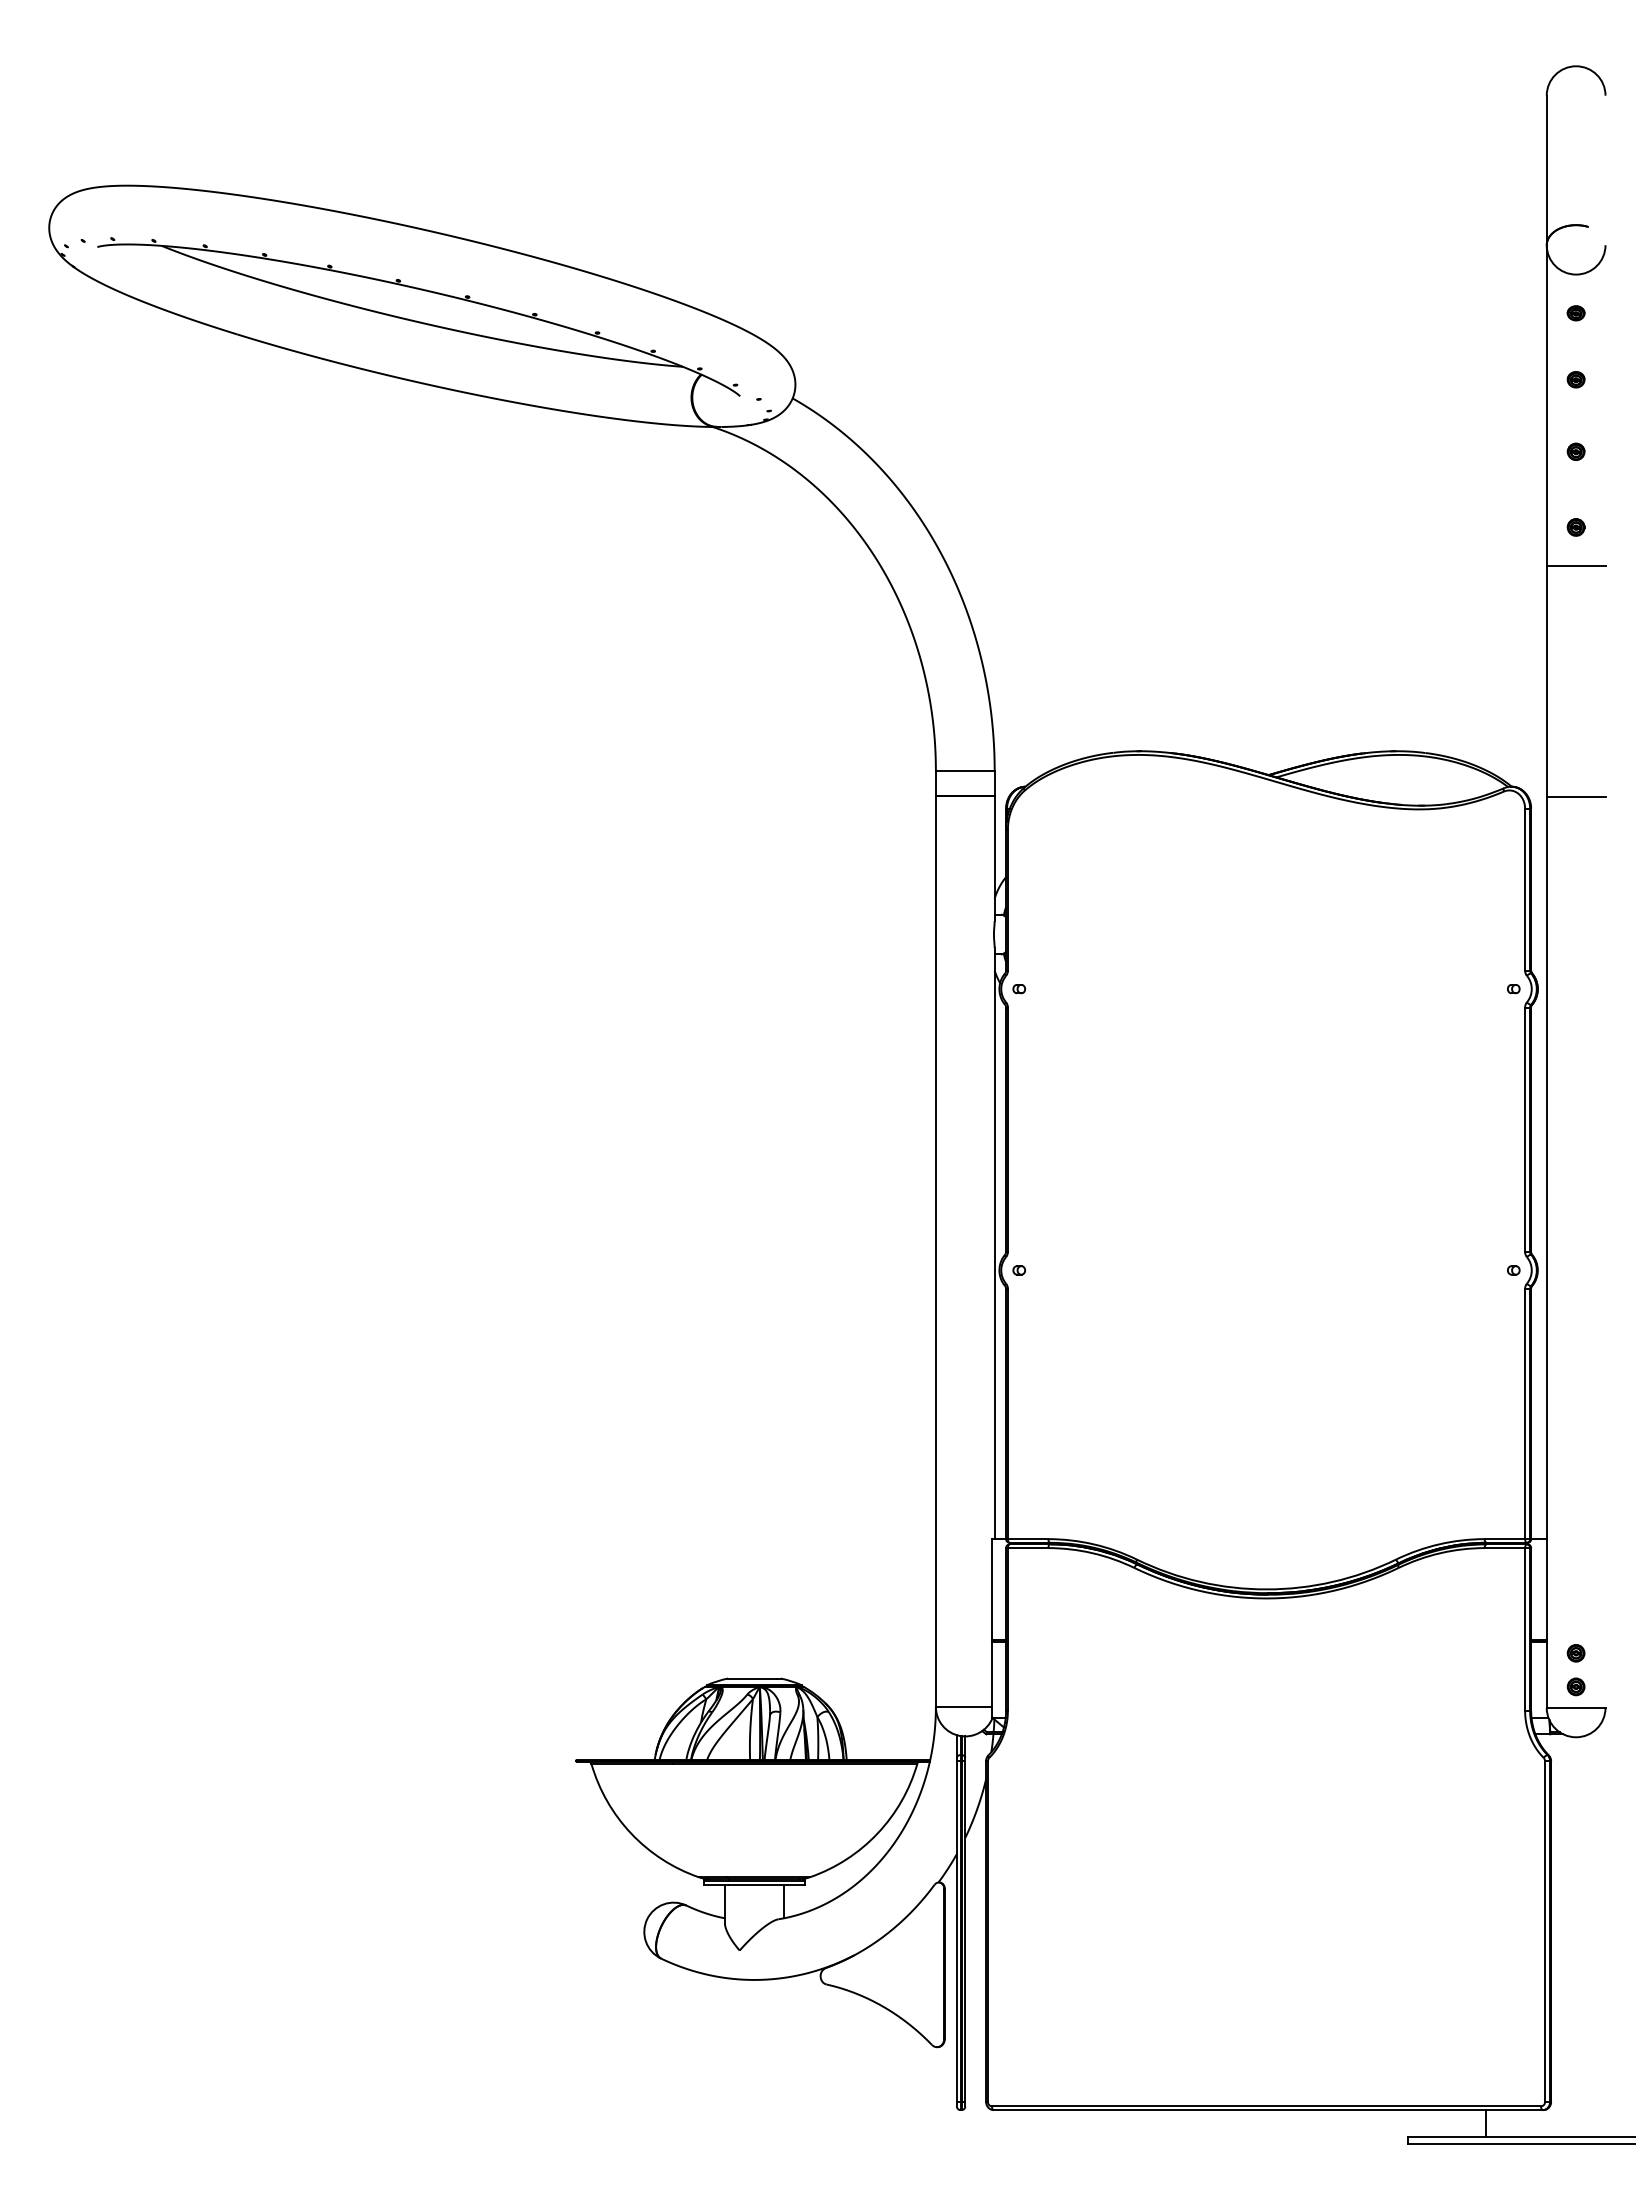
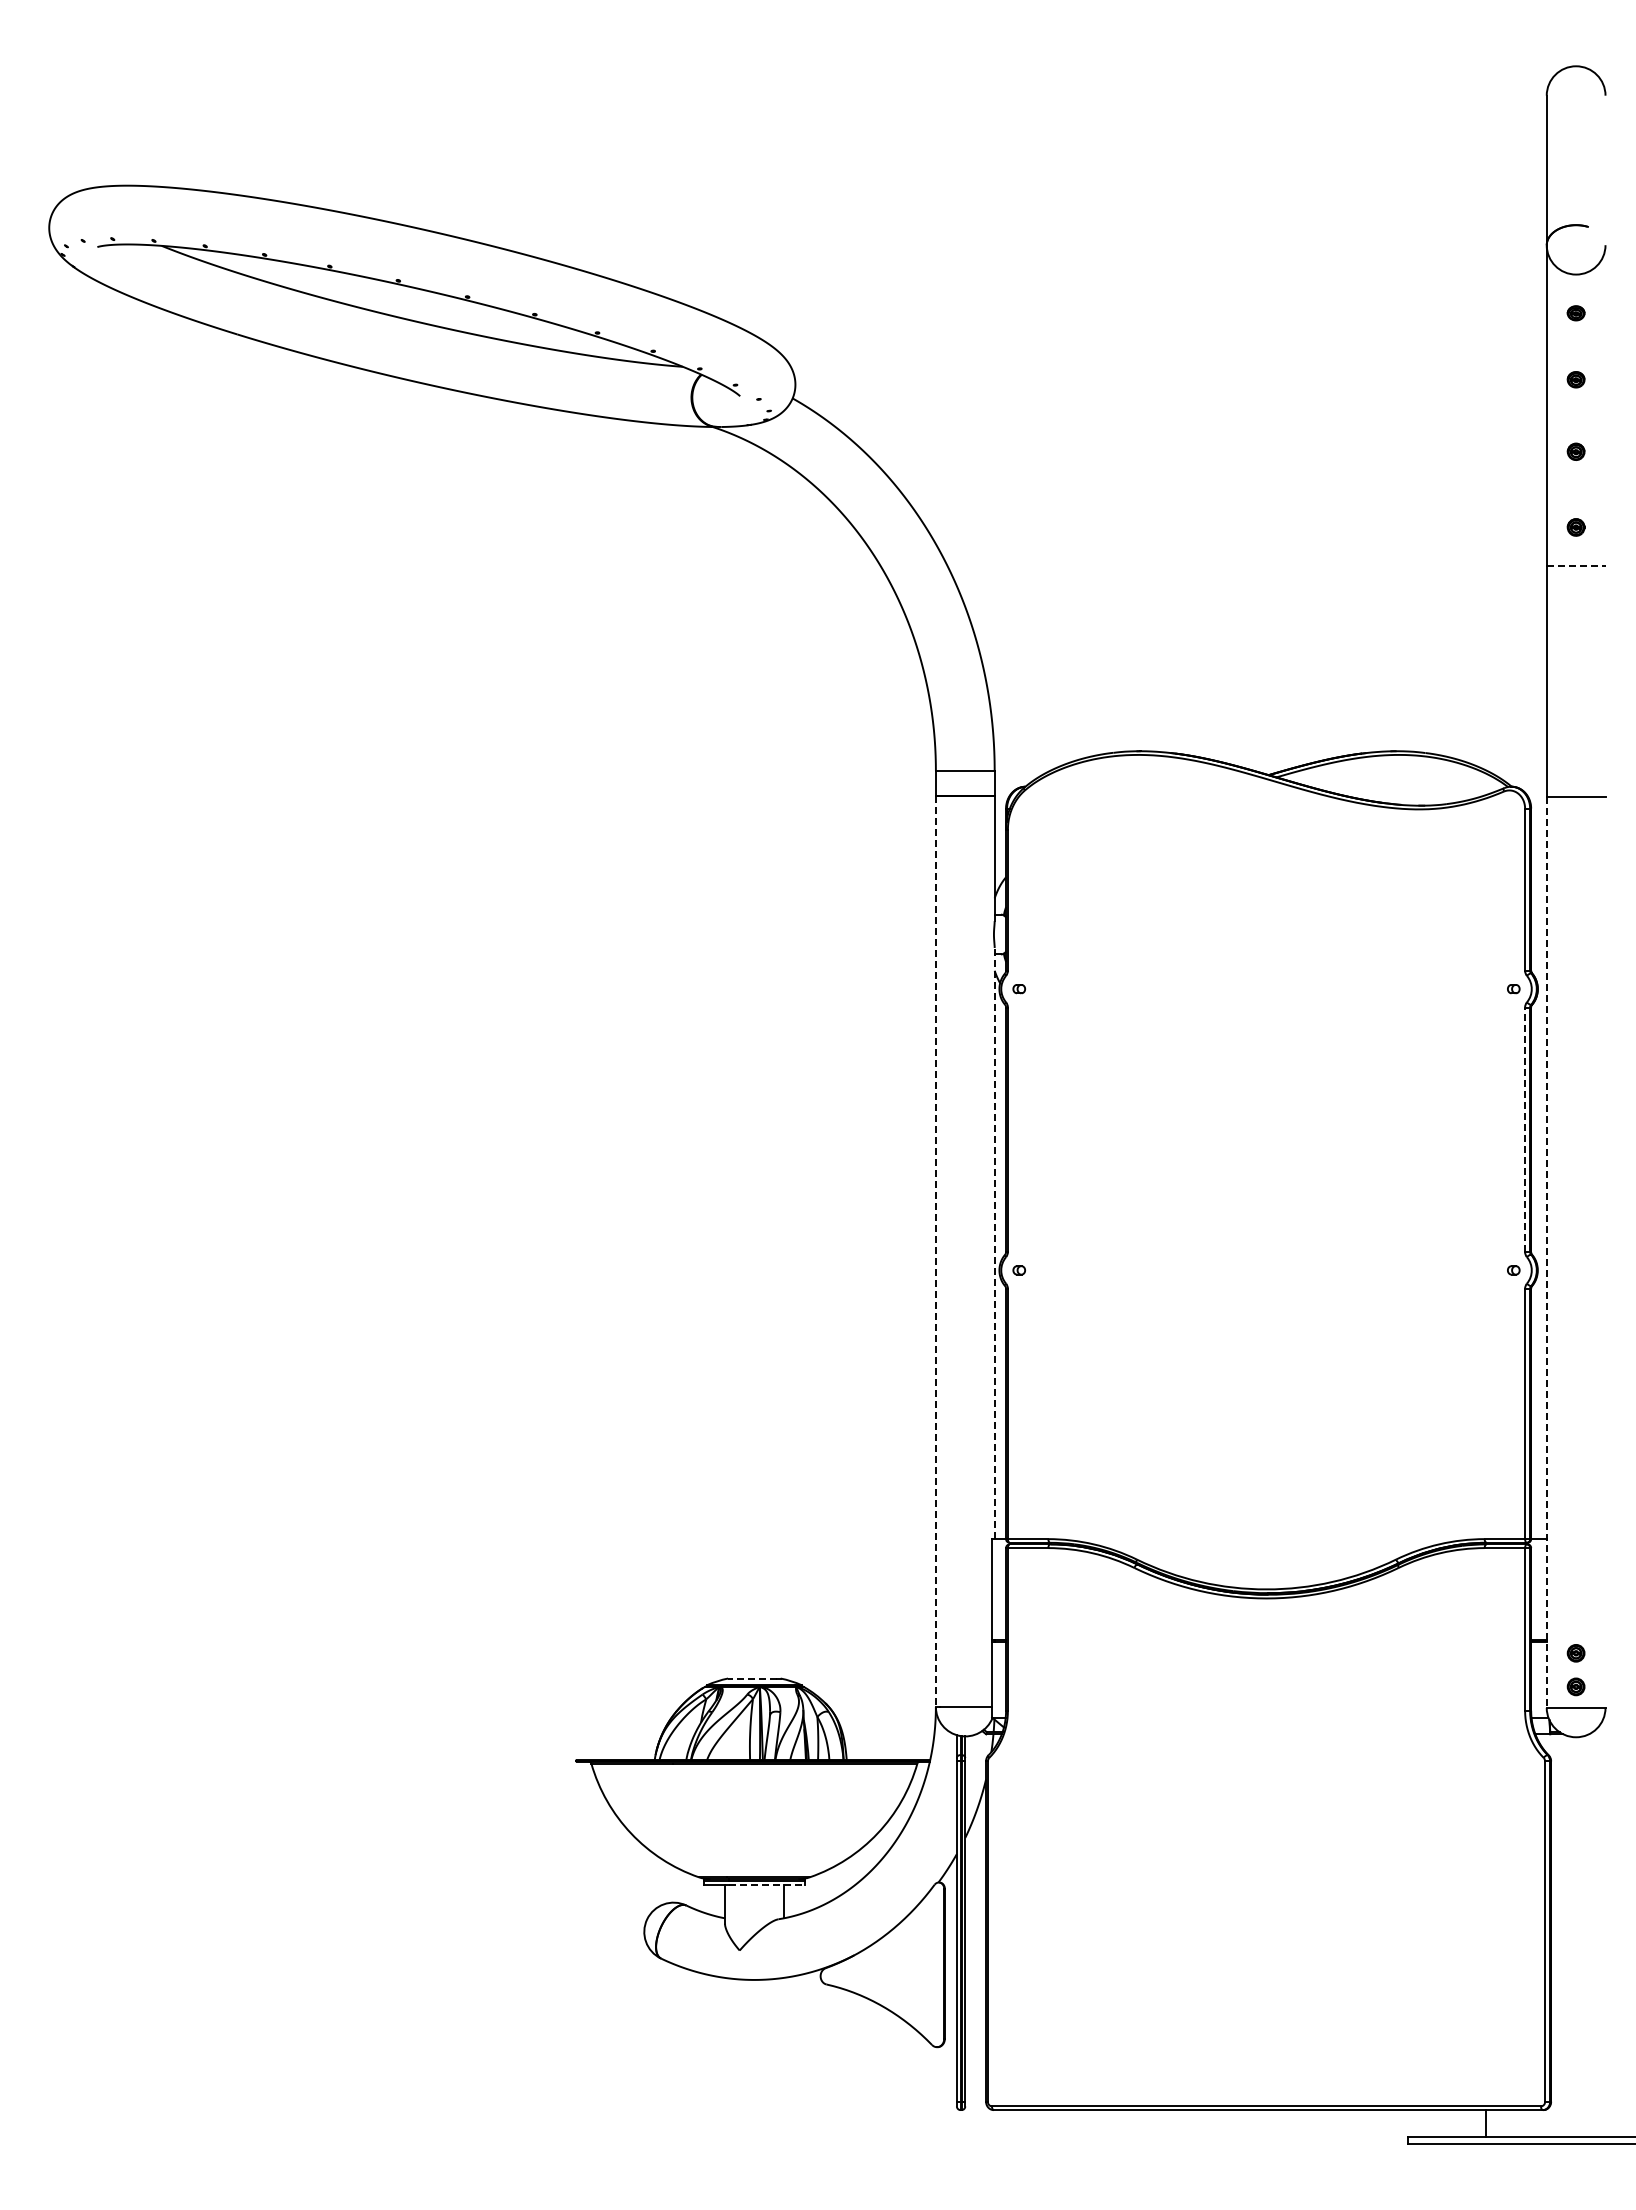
line: solid -> dashed (1576, 565)
line: solid -> dashed (1525, 1129)
line: solid -> dashed (994, 1243)
line: solid -> dashed (935, 1251)
line: solid -> dashed (1546, 1252)
line: solid -> dashed (752, 1678)
line: solid -> dashed (767, 1885)
